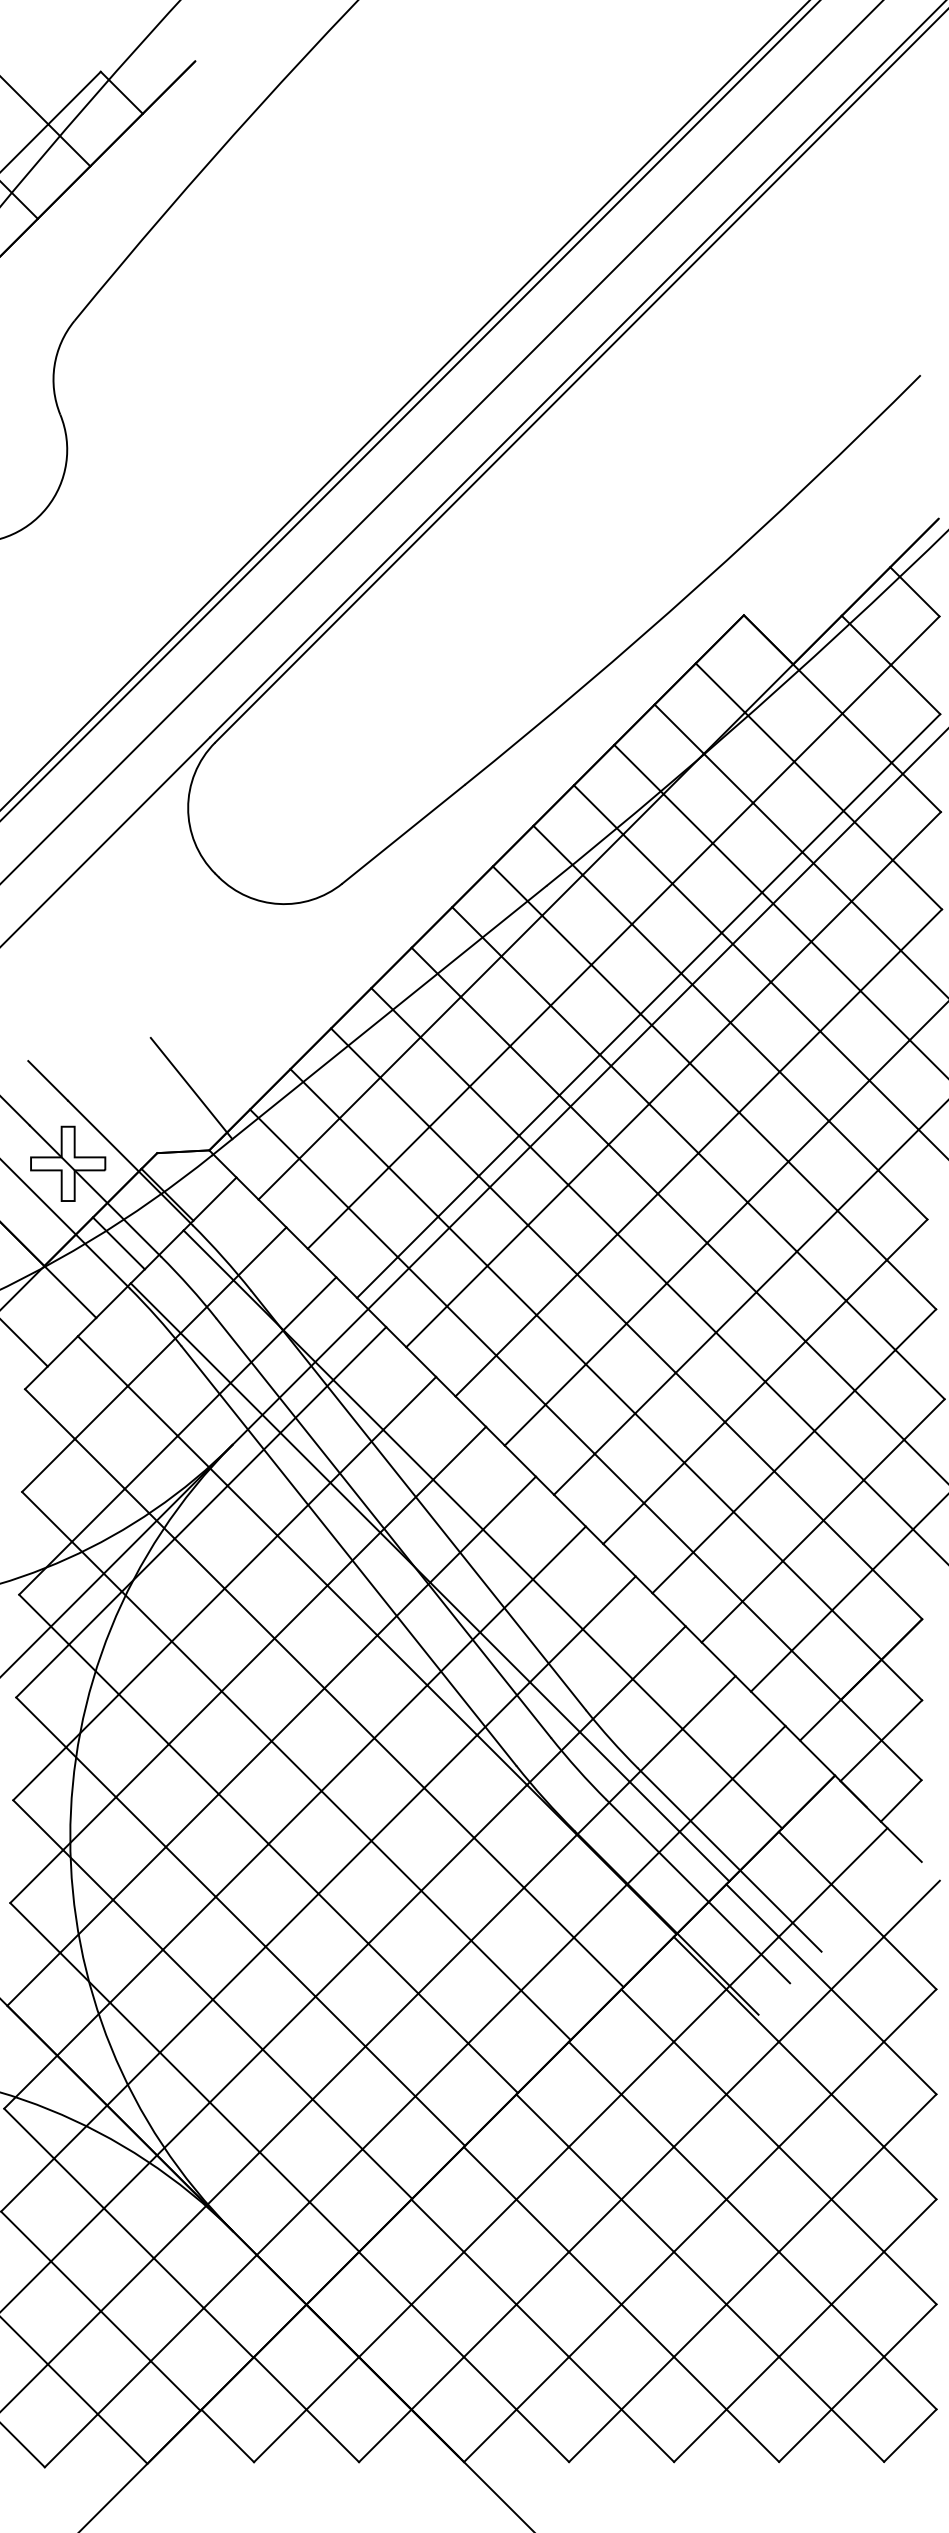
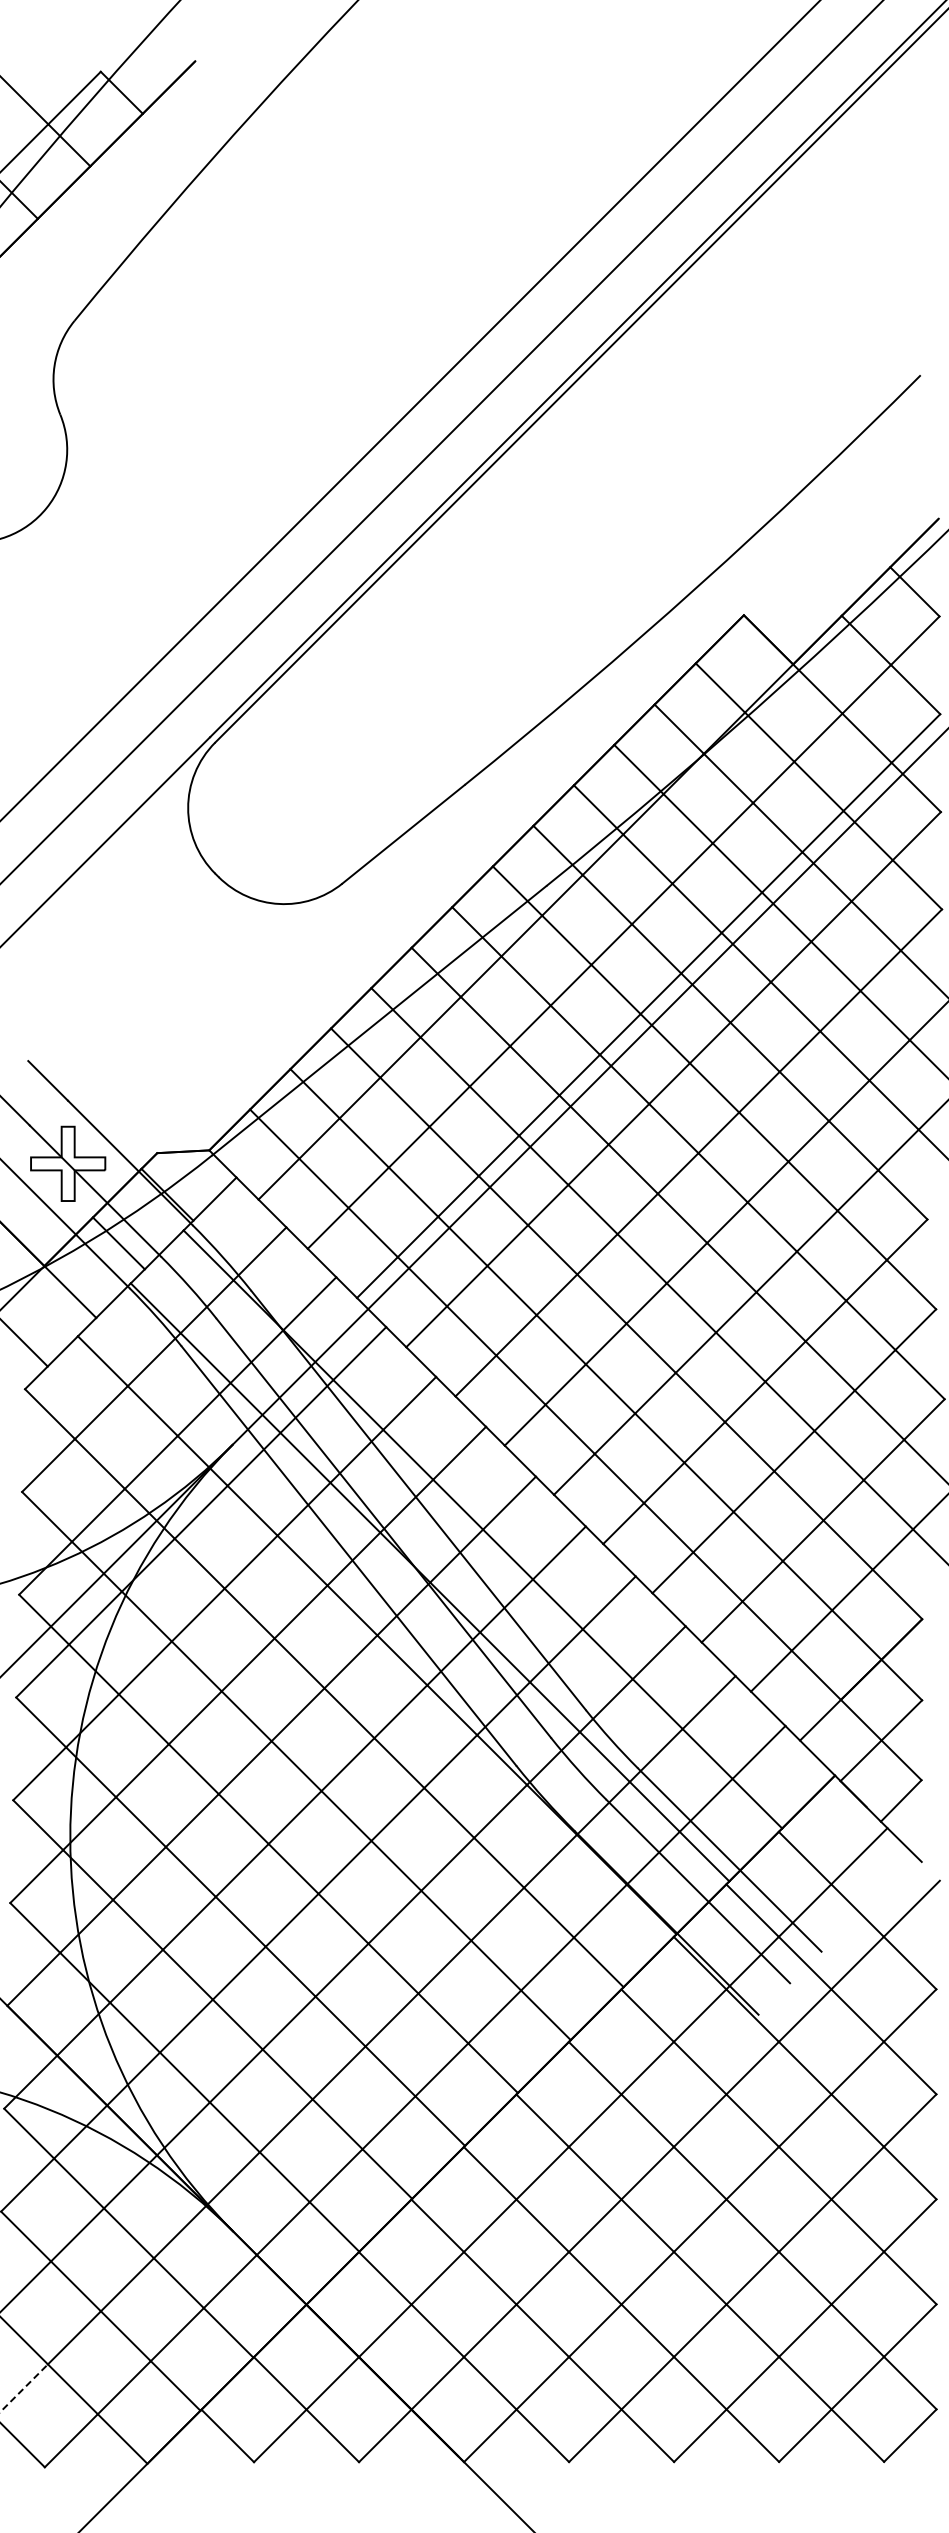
line: present -> none (405, 405)
line: present -> none (191, 1088)
line: solid -> dashed (24, 2387)
